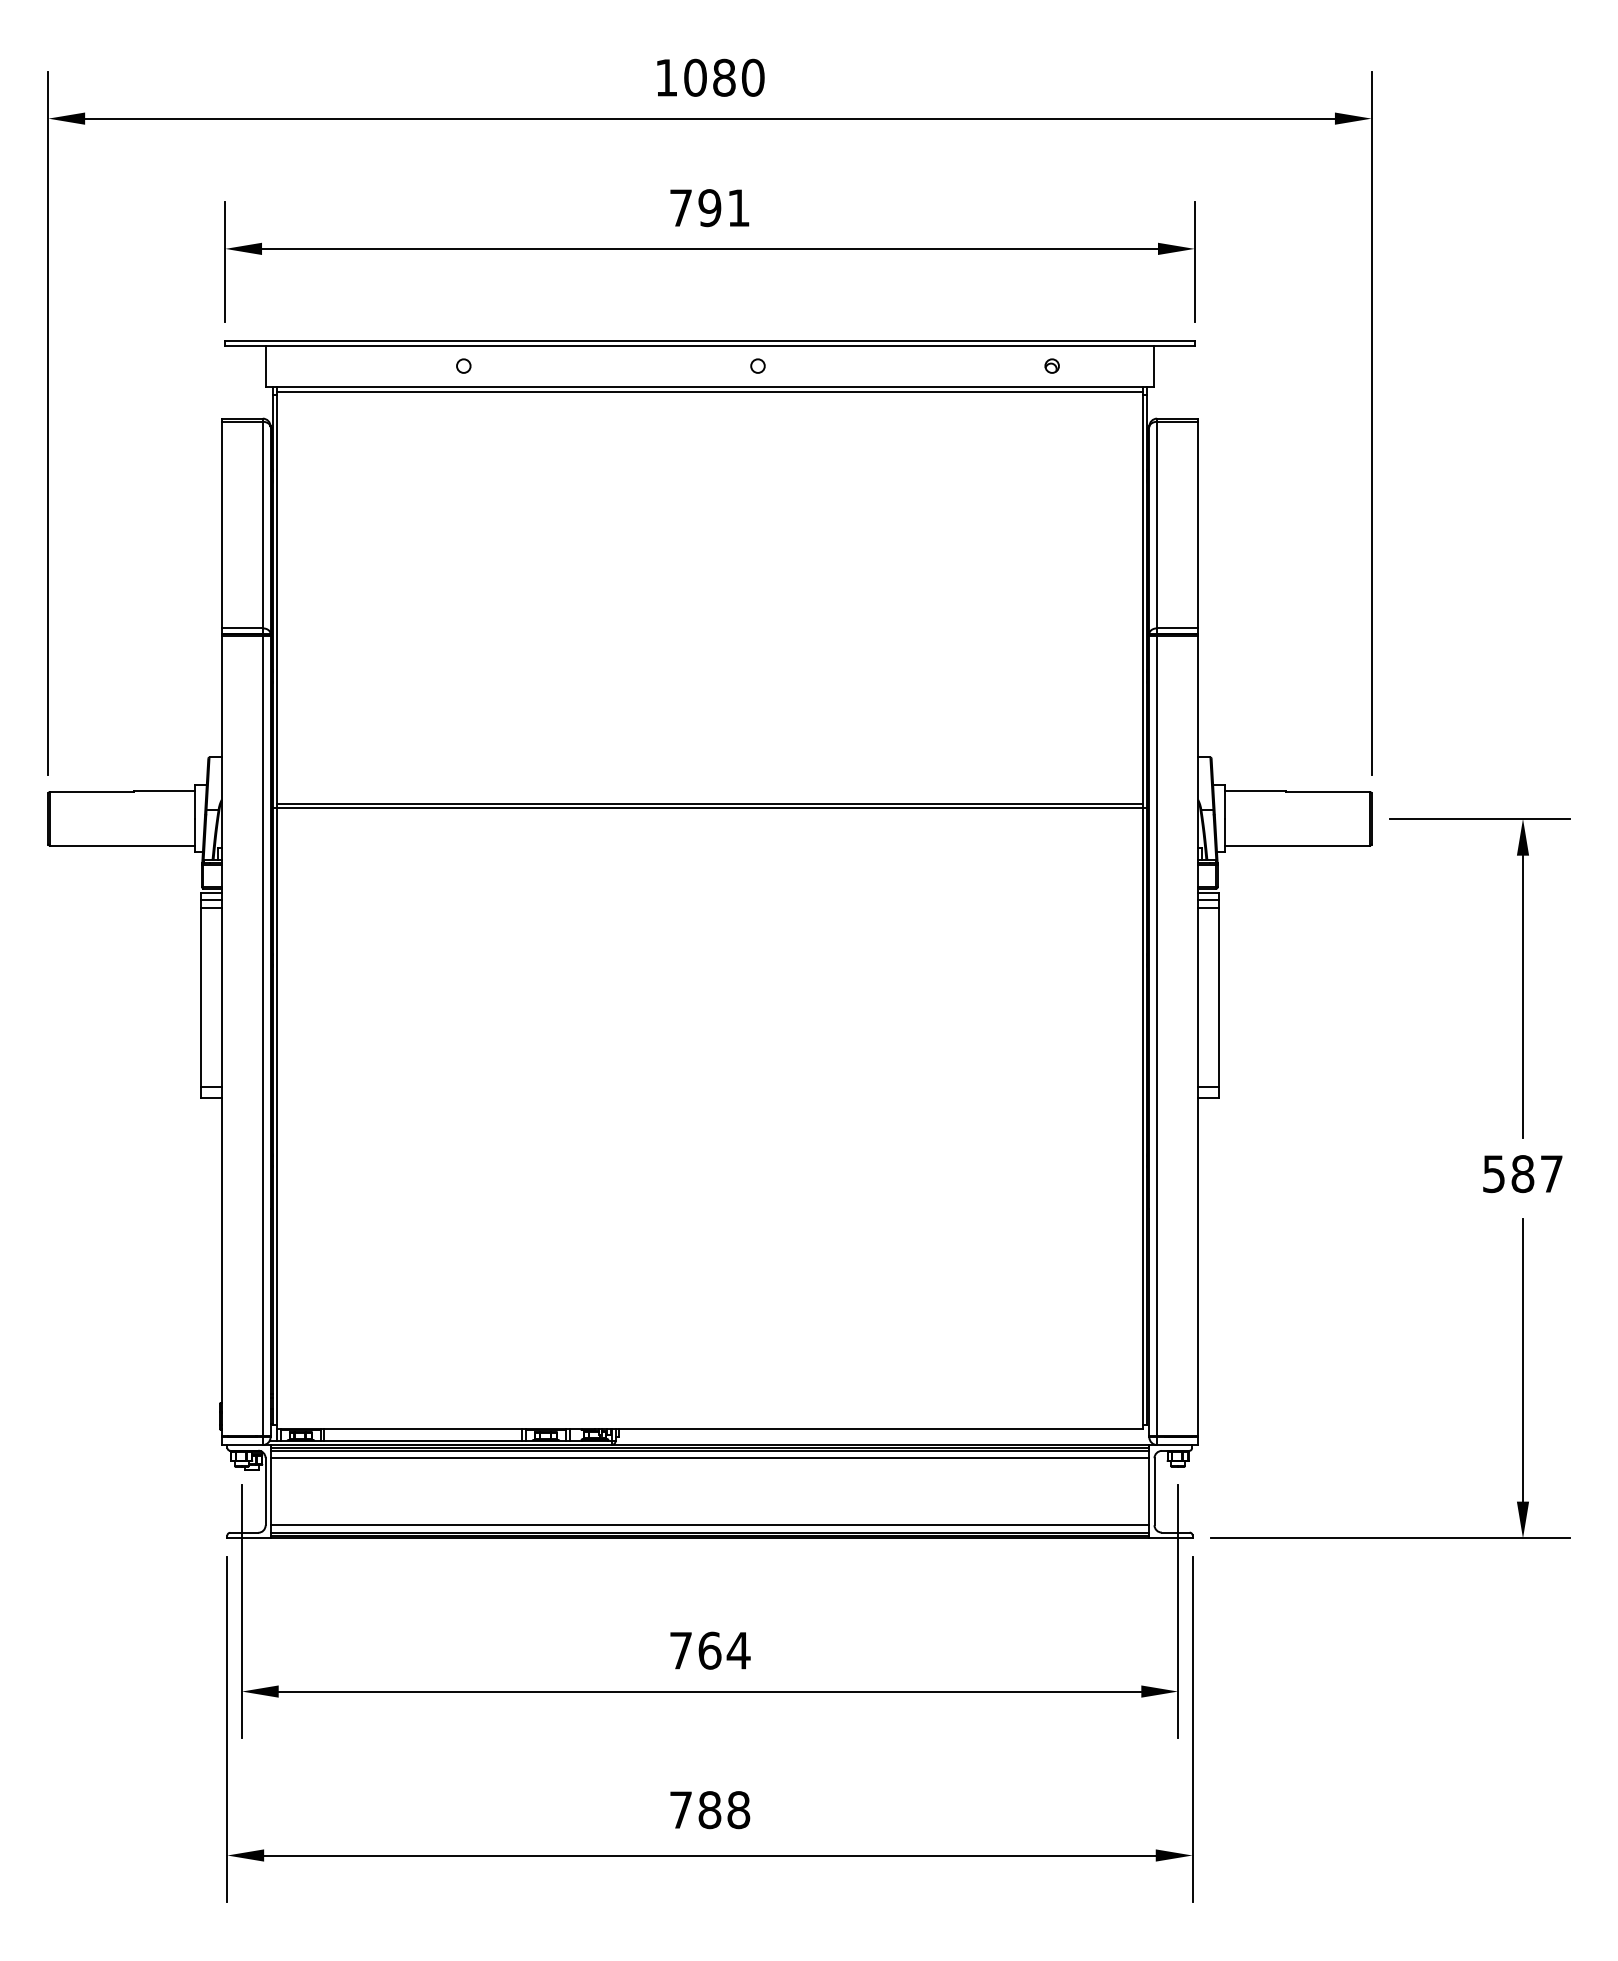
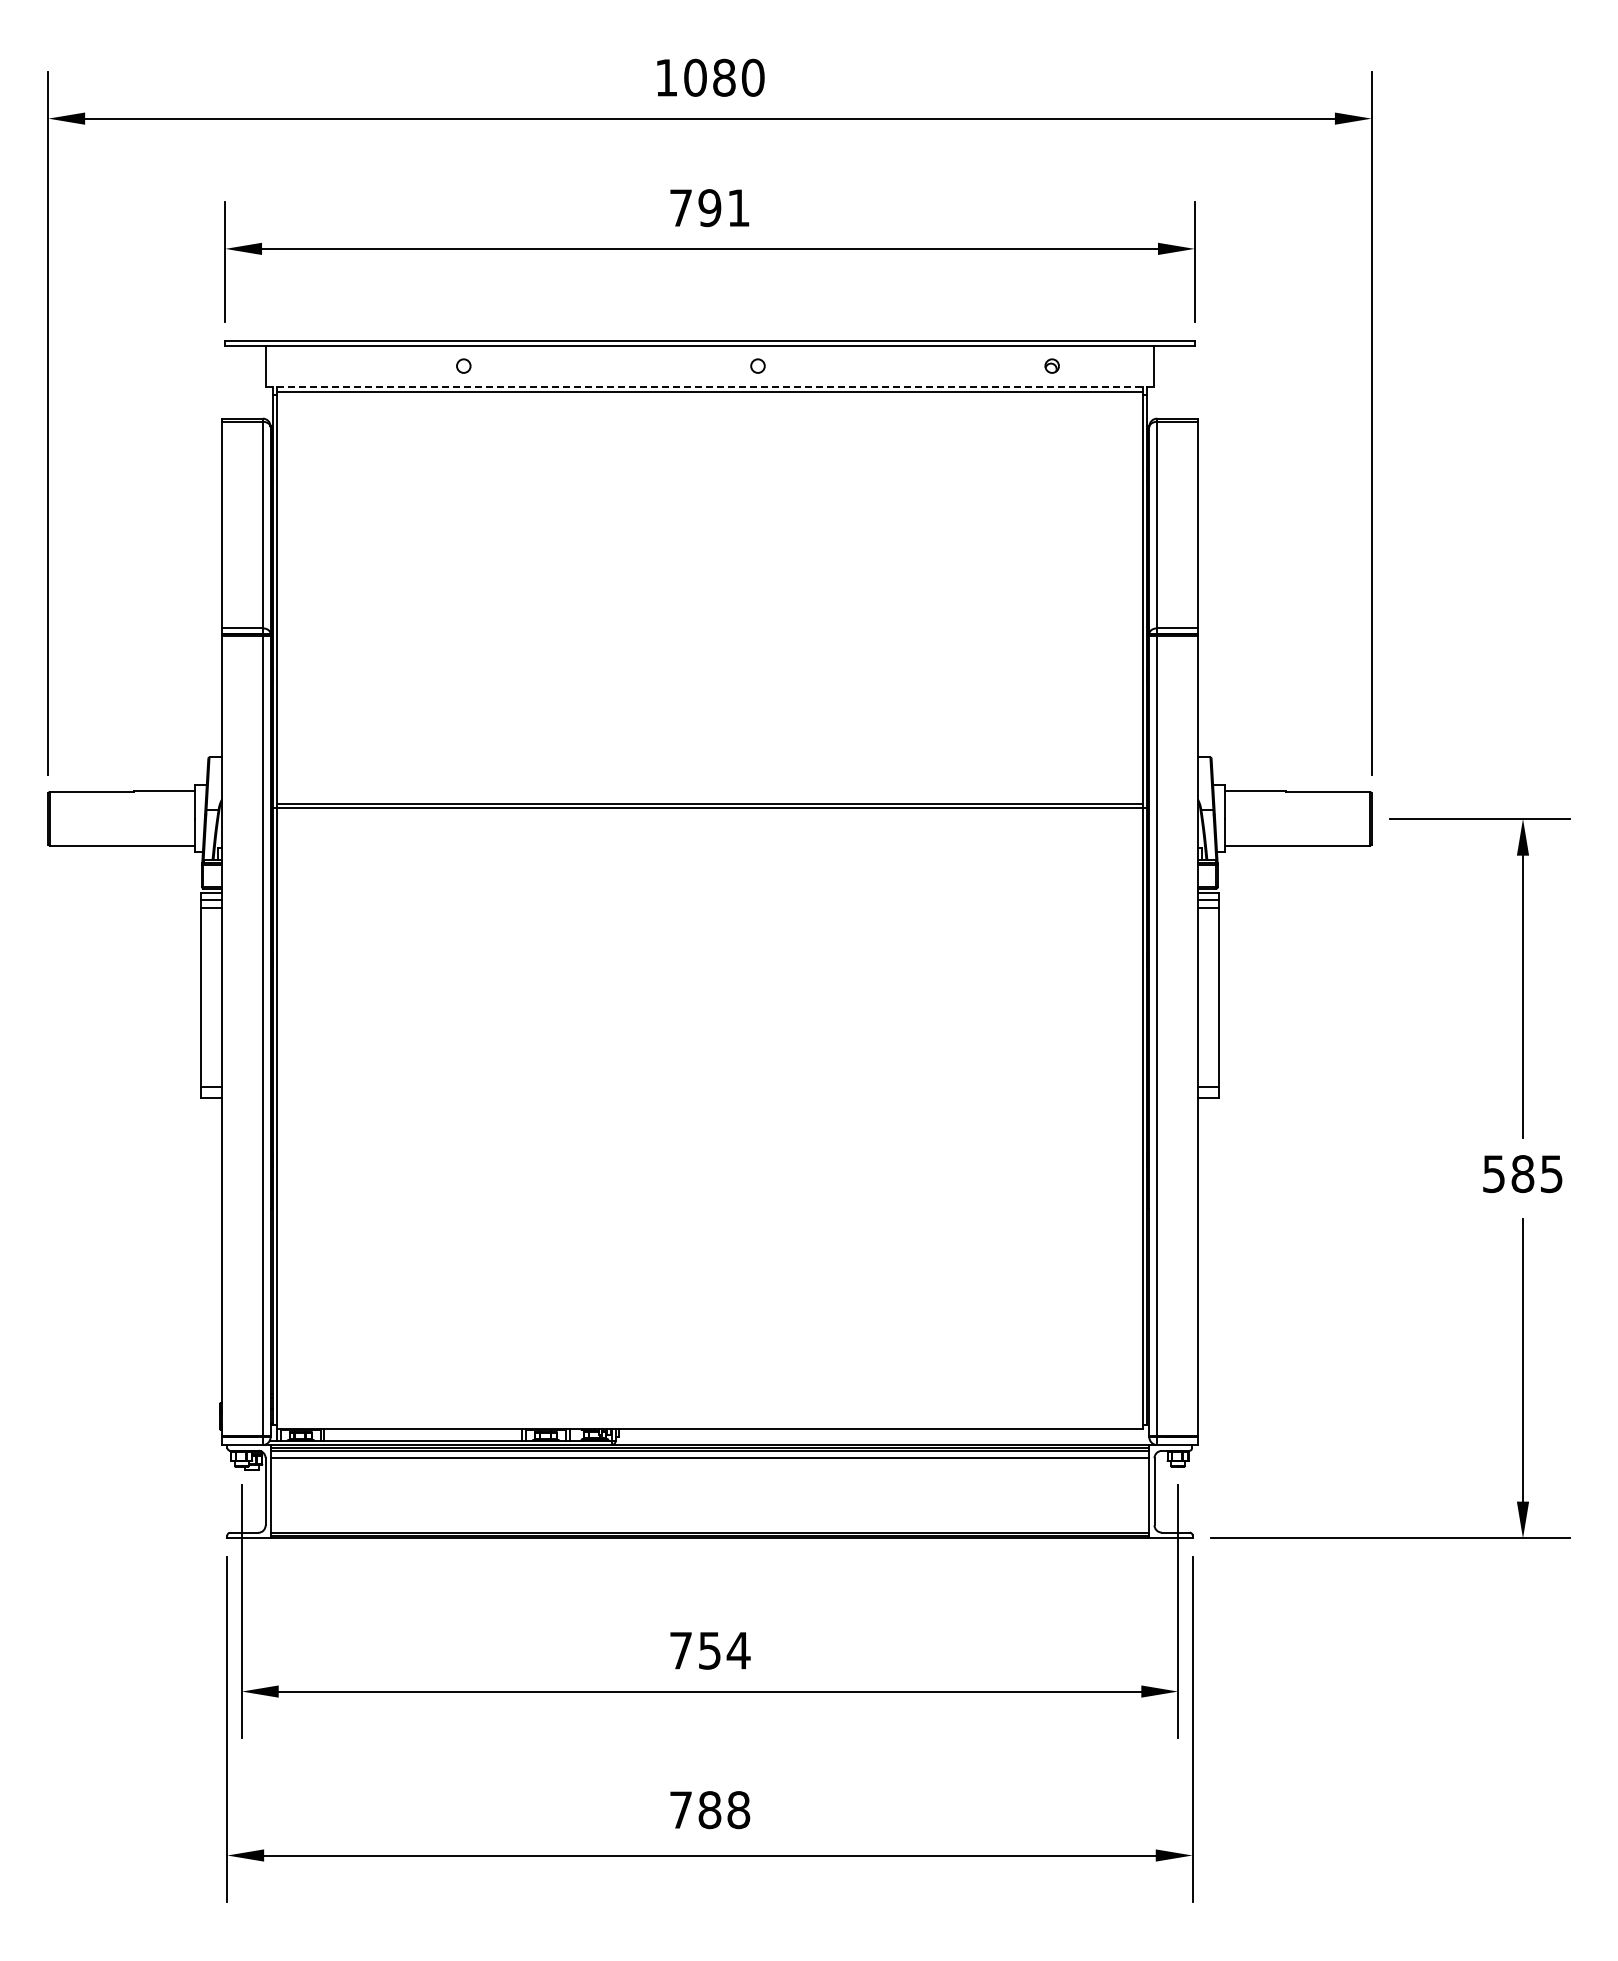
line: solid -> dashed (709, 387)
text: 587 -> 585 (1551, 1174)
line: present -> none (709, 1525)
text: 764 -> 754 (709, 1650)
